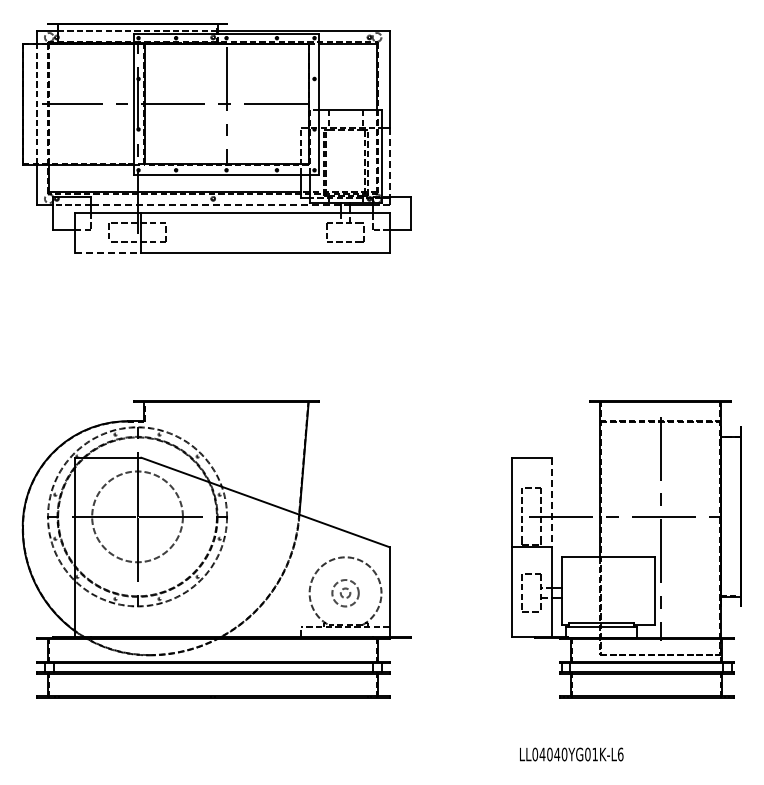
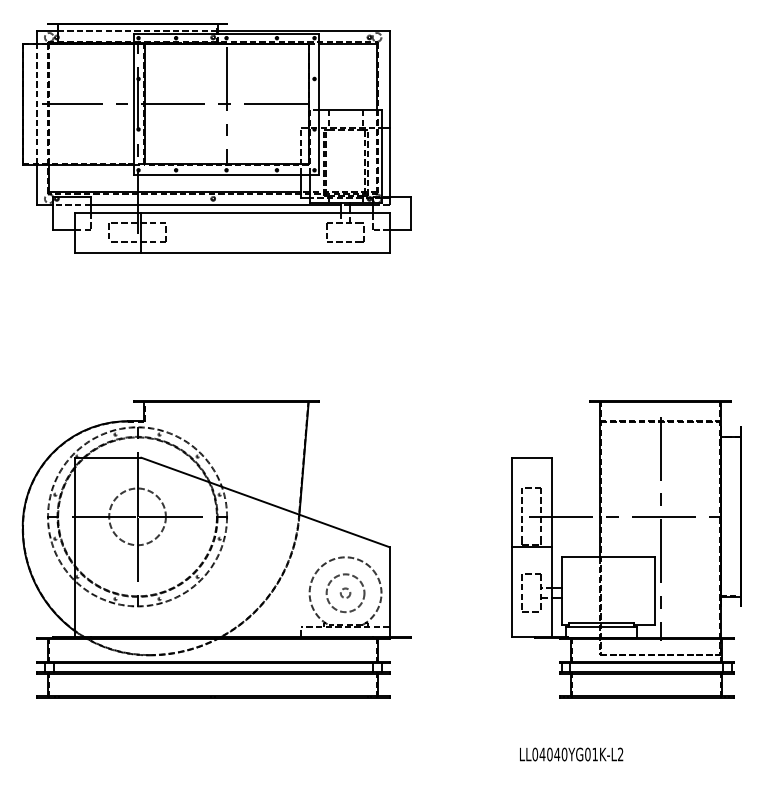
line: dashed -> solid (389, 163)
line: dashed -> solid (215, 205)
line: dashed -> solid (108, 252)
line: dashed -> solid (552, 502)
circle diameter: 91 px -> 57 px (137, 516)
circle diameter: 26 px -> 38 px (345, 593)
text: LL04040YG01K-L6 -> LL04040YG01K-L2 (620, 754)
